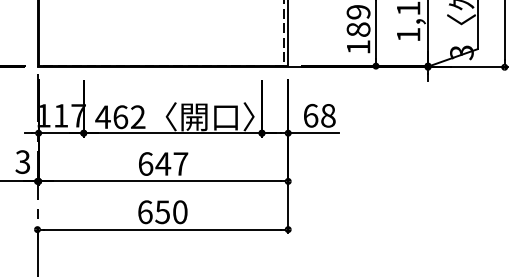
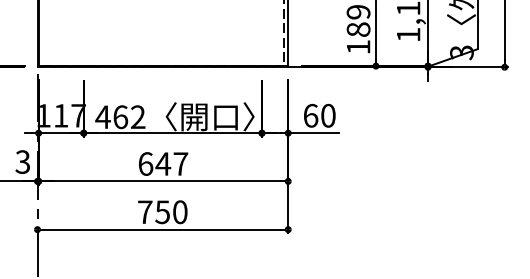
text: 68 -> 60 (328, 115)
text: 650 -> 750 (145, 212)
